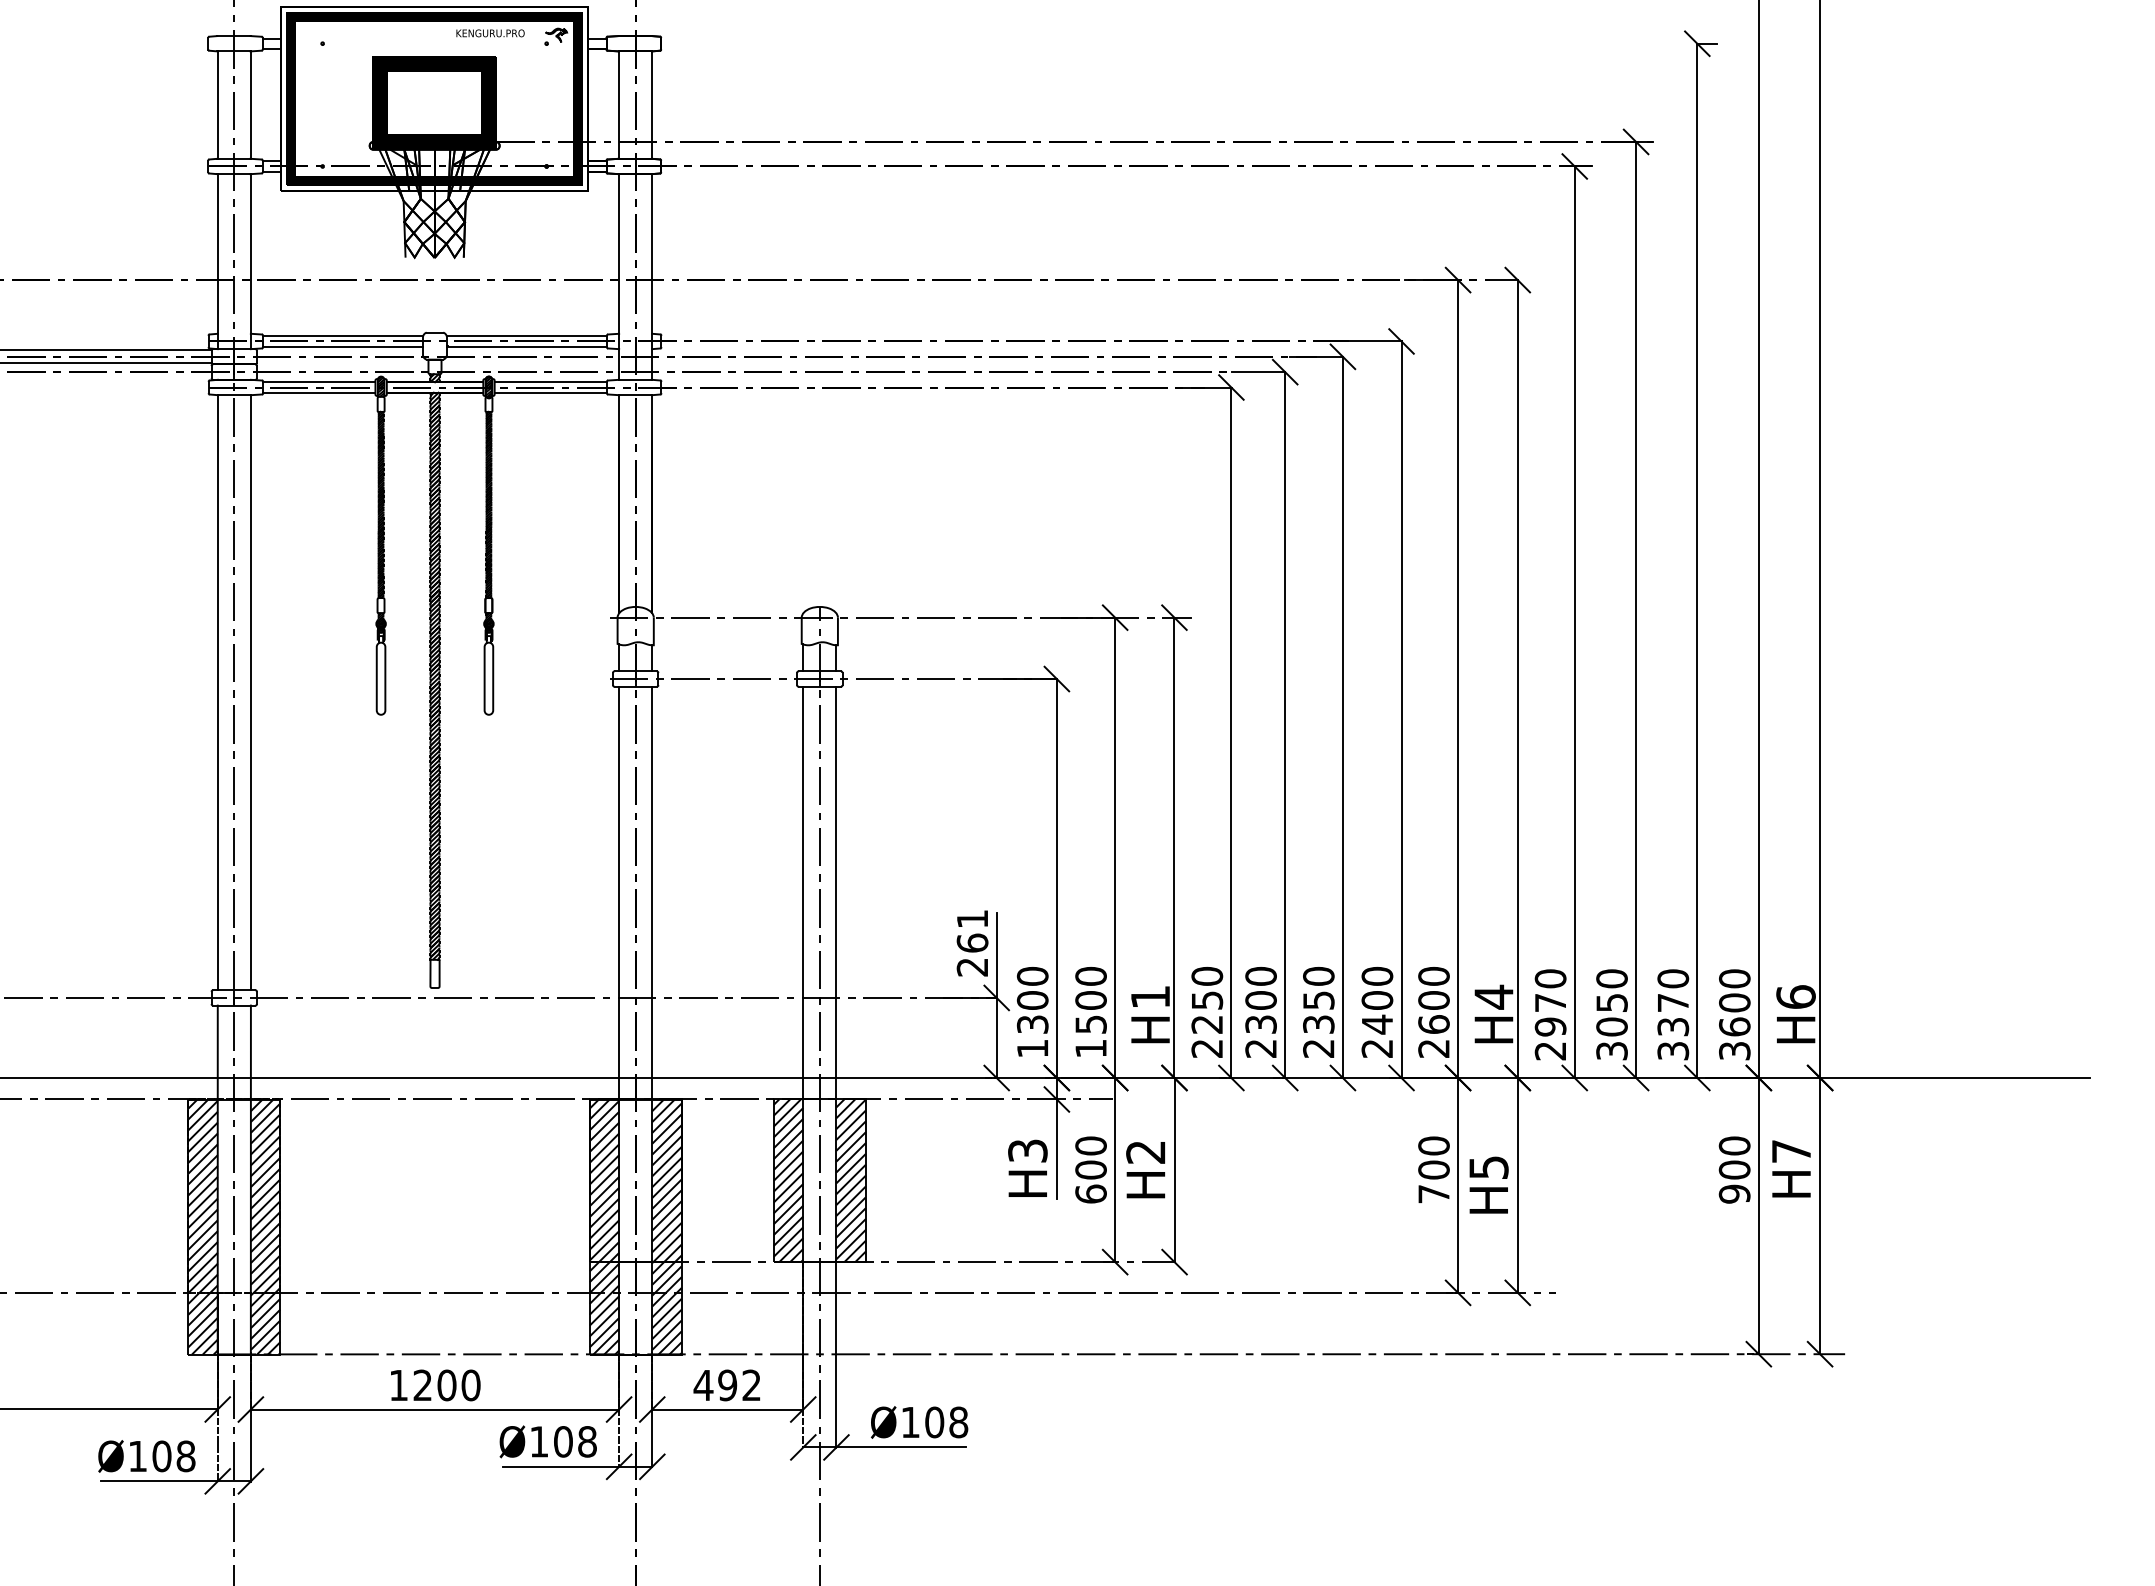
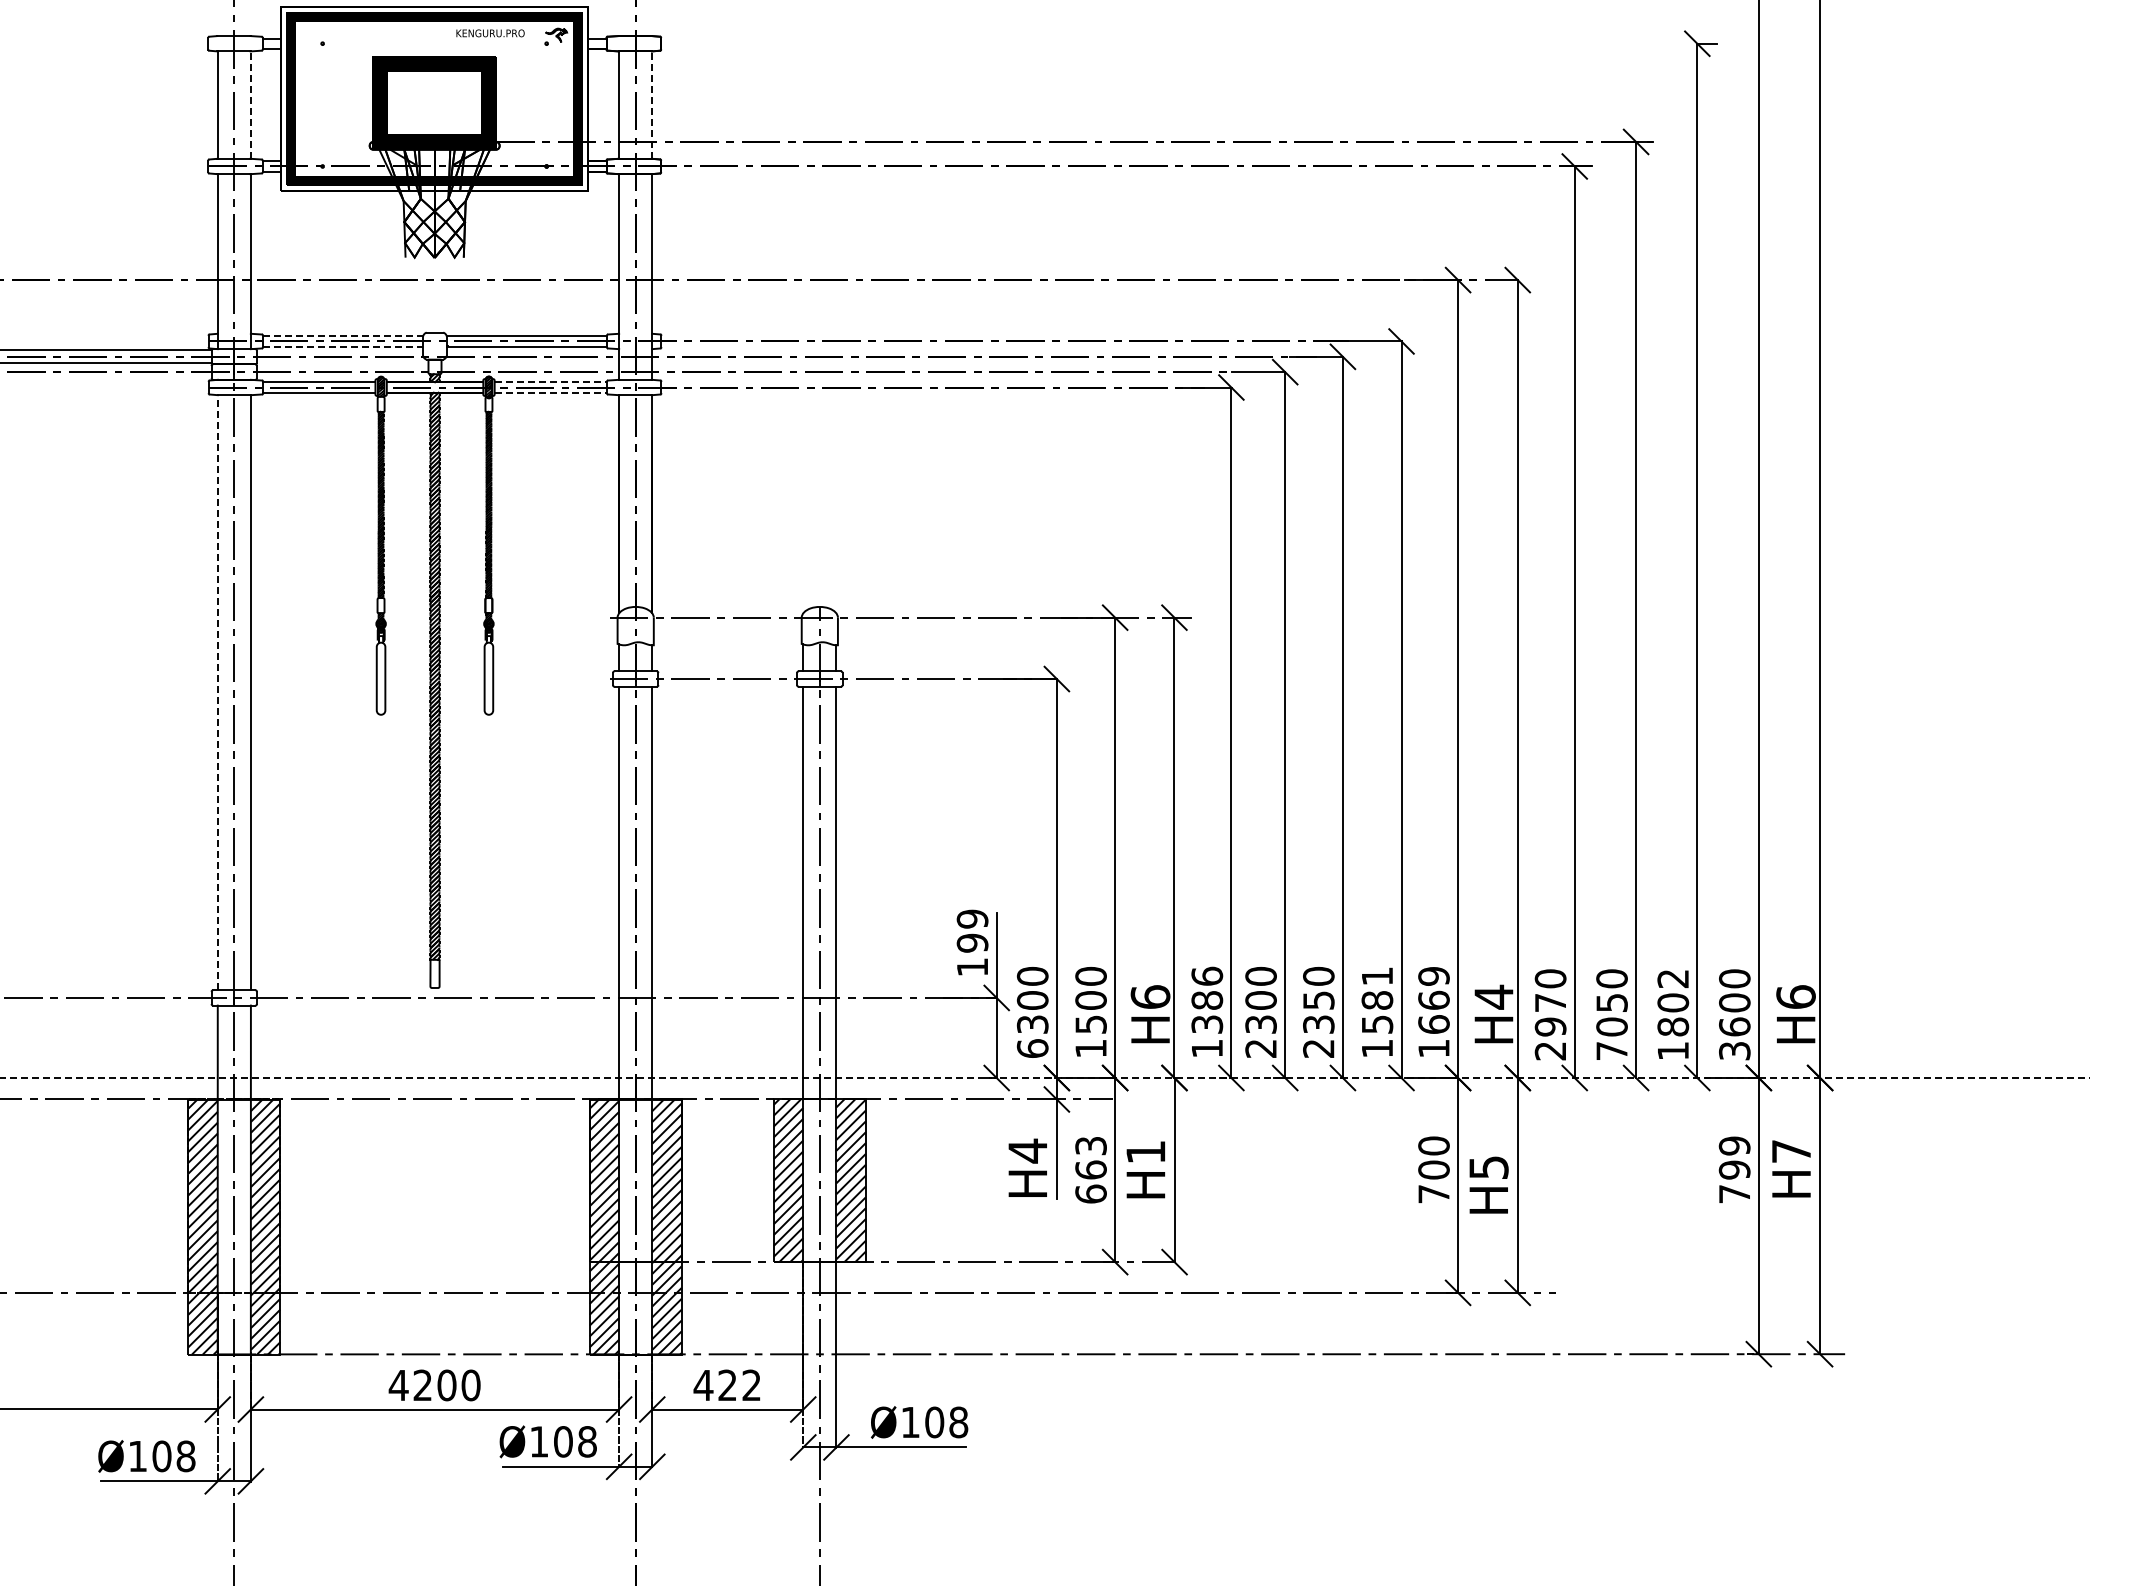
line: solid -> dashed (250, 105)
line: solid -> dashed (652, 105)
line: solid -> dashed (343, 336)
line: solid -> dashed (343, 346)
line: solid -> dashed (551, 382)
line: solid -> dashed (551, 392)
line: solid -> dashed (217, 692)
text: 261 -> 199 (972, 942)
text: H1 -> H6 (1150, 996)
text: 2250 -> 1386 (1207, 1011)
text: 2400 -> 1581 (1377, 1011)
text: 2600 -> 1669 (1433, 1011)
text: 3370 -> 1802 (1673, 1014)
text: 1300 -> 6300 (1032, 1048)
text: 3050 -> 7050 (1611, 1051)
line: solid -> dashed (1045, 1078)
text: H3 -> H4 (1027, 1150)
text: H2 -> H1 (1145, 1152)
text: 600 -> 663 (1090, 1157)
text: 900 -> 799 (1734, 1169)
text: 1200 -> 4200 (398, 1385)
text: 492 -> 422 (727, 1385)
